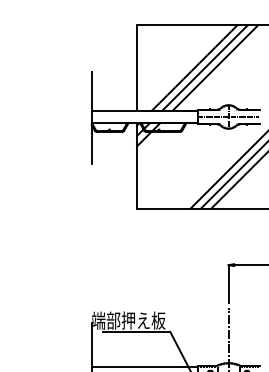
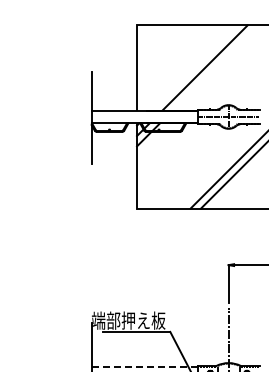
line: present -> none (194, 67)
line: present -> none (215, 67)
line: present -> none (238, 181)
line: solid -> dashed (144, 367)
